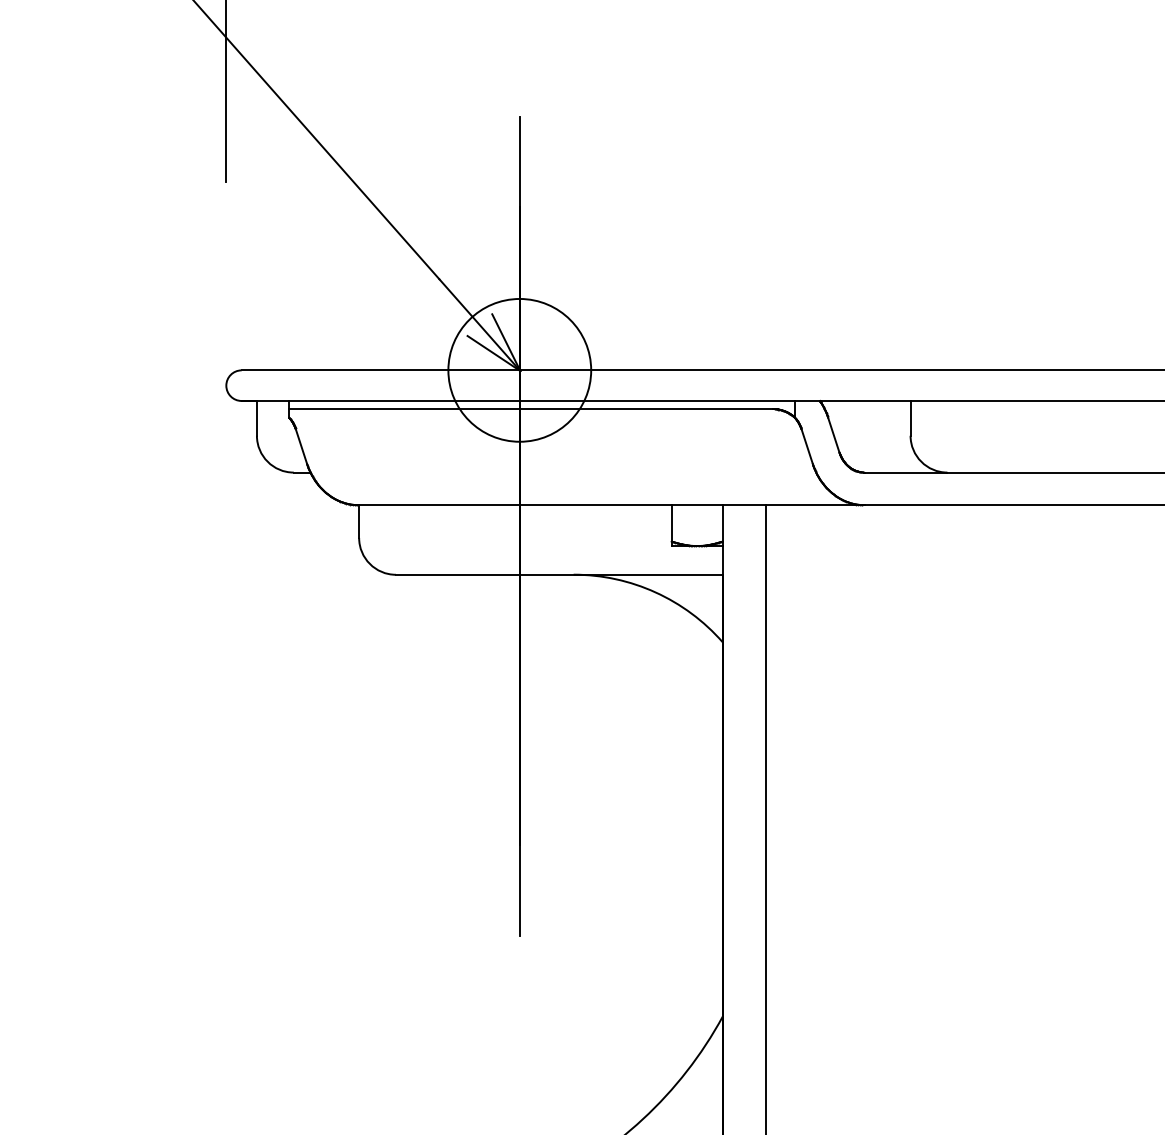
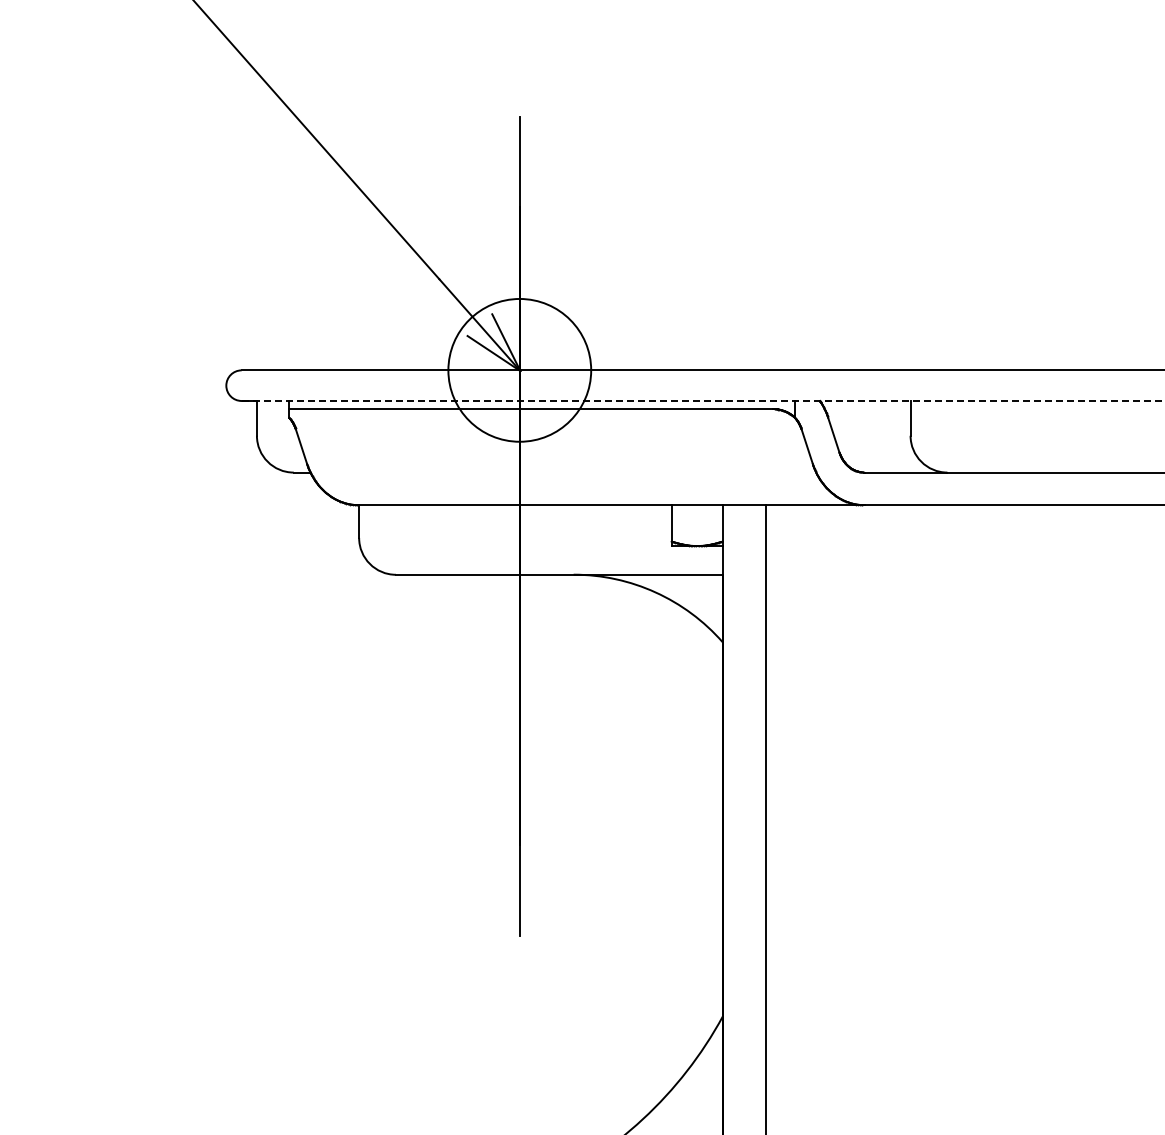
line: present -> none (226, 91)
line: solid -> dashed (703, 400)
